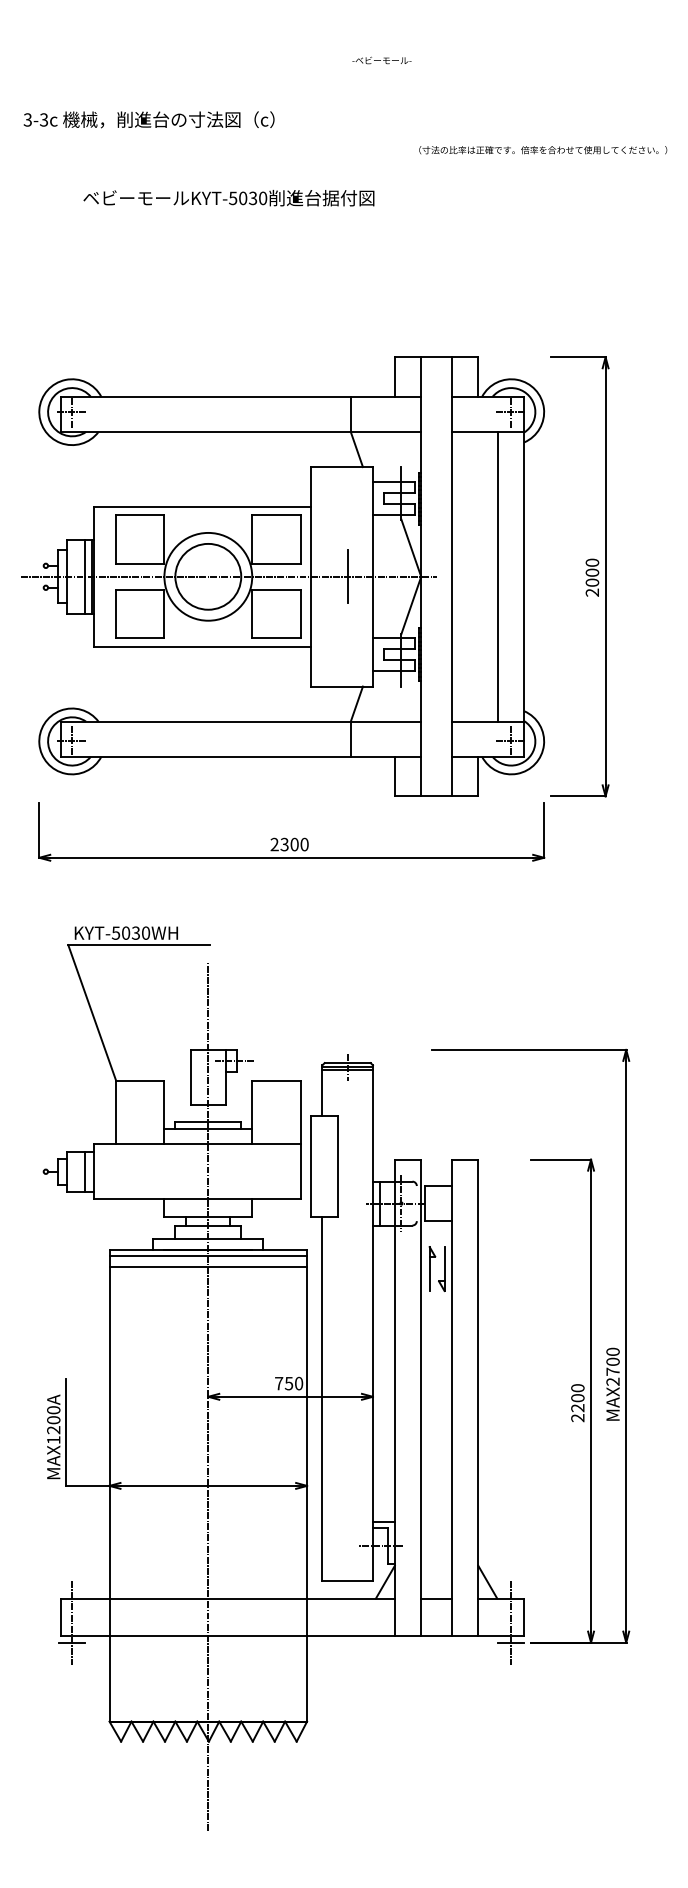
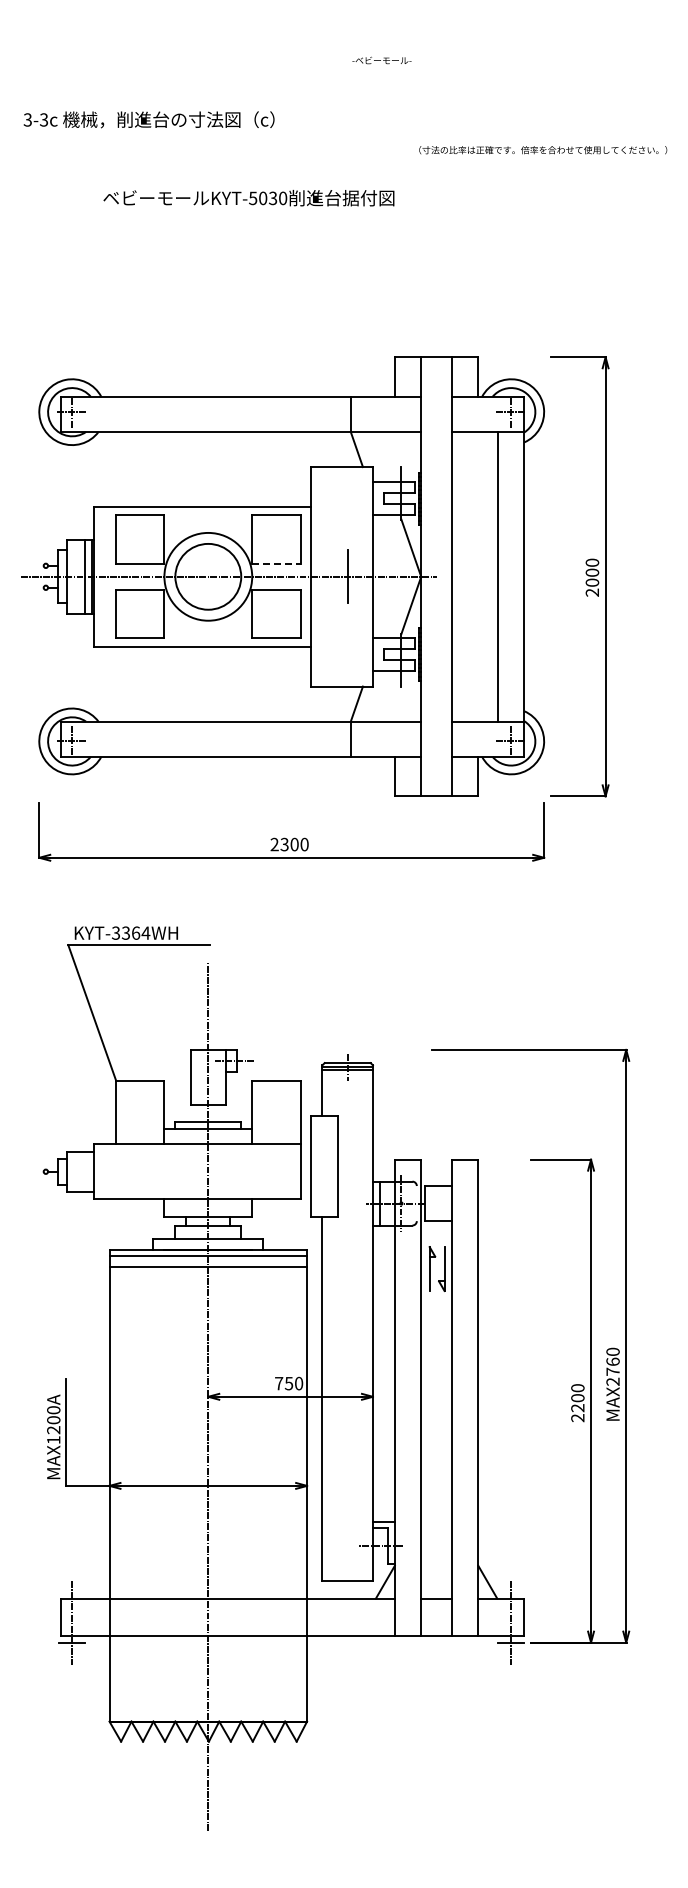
text position: (228, 198) -> (248, 198) (248, 198)
line: solid -> dashed (276, 563)
text: KYT-5030WH -> KYT-3364WH (131, 932)
line: present -> none (85, 1171)
text: MAX2700 -> MAX2760 (612, 1361)
